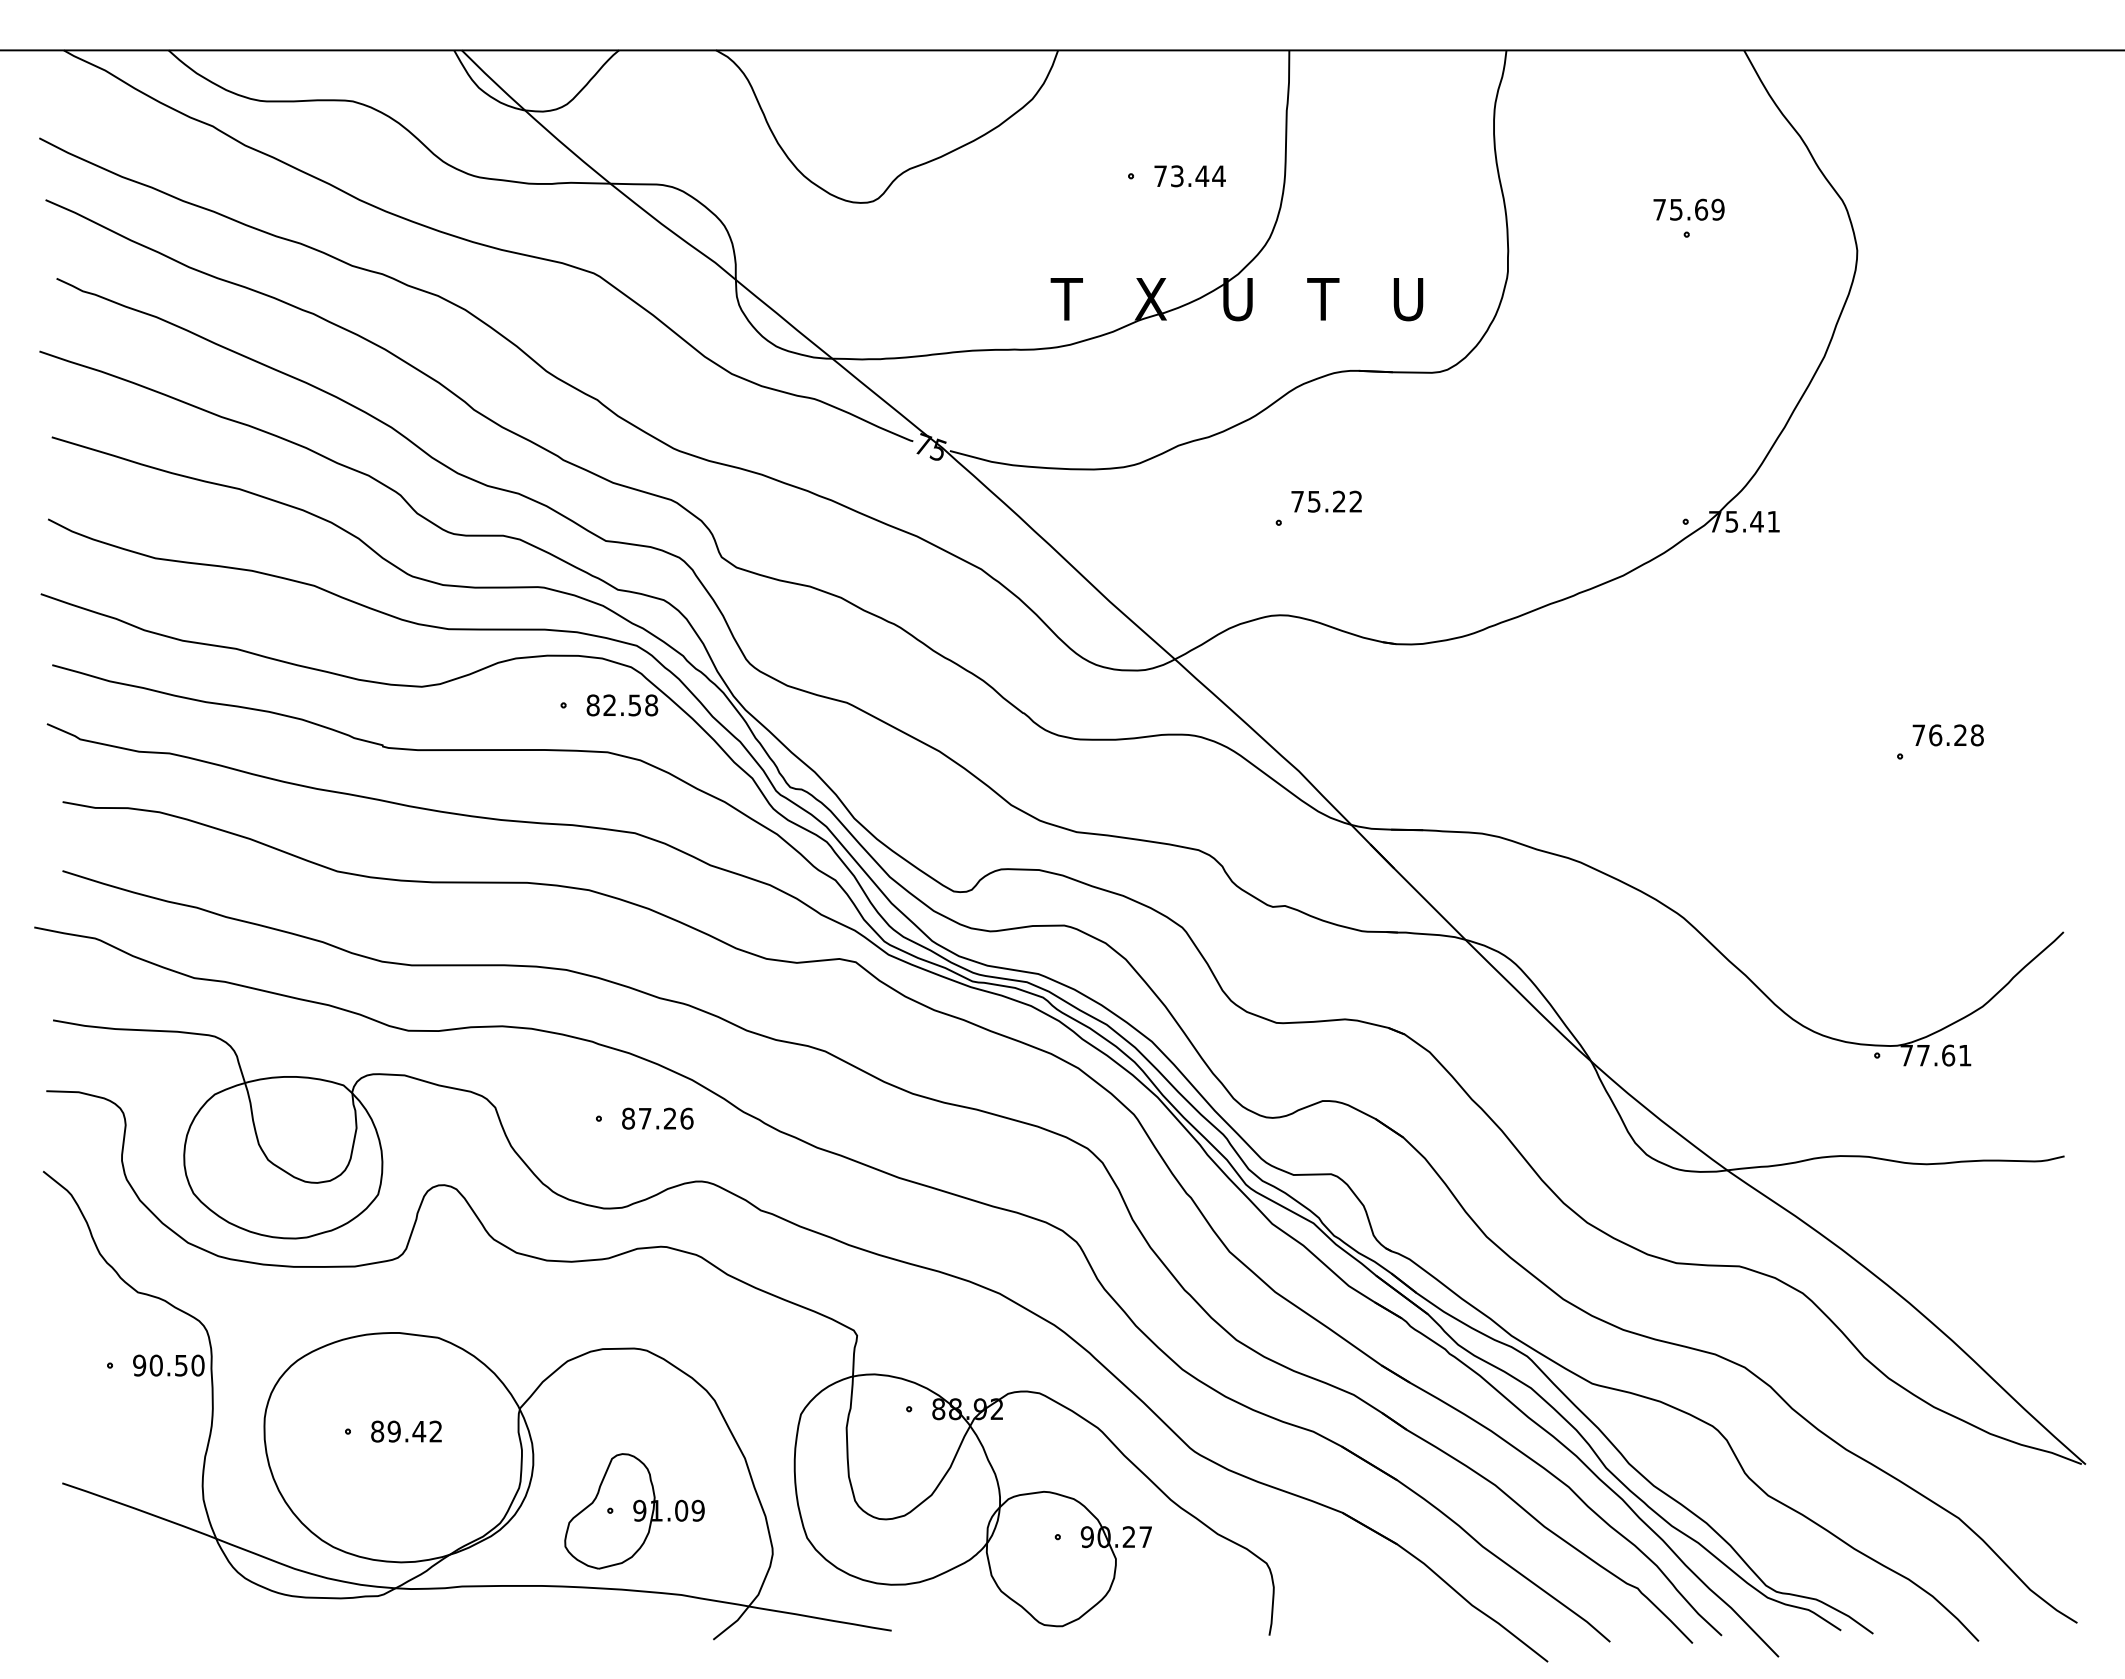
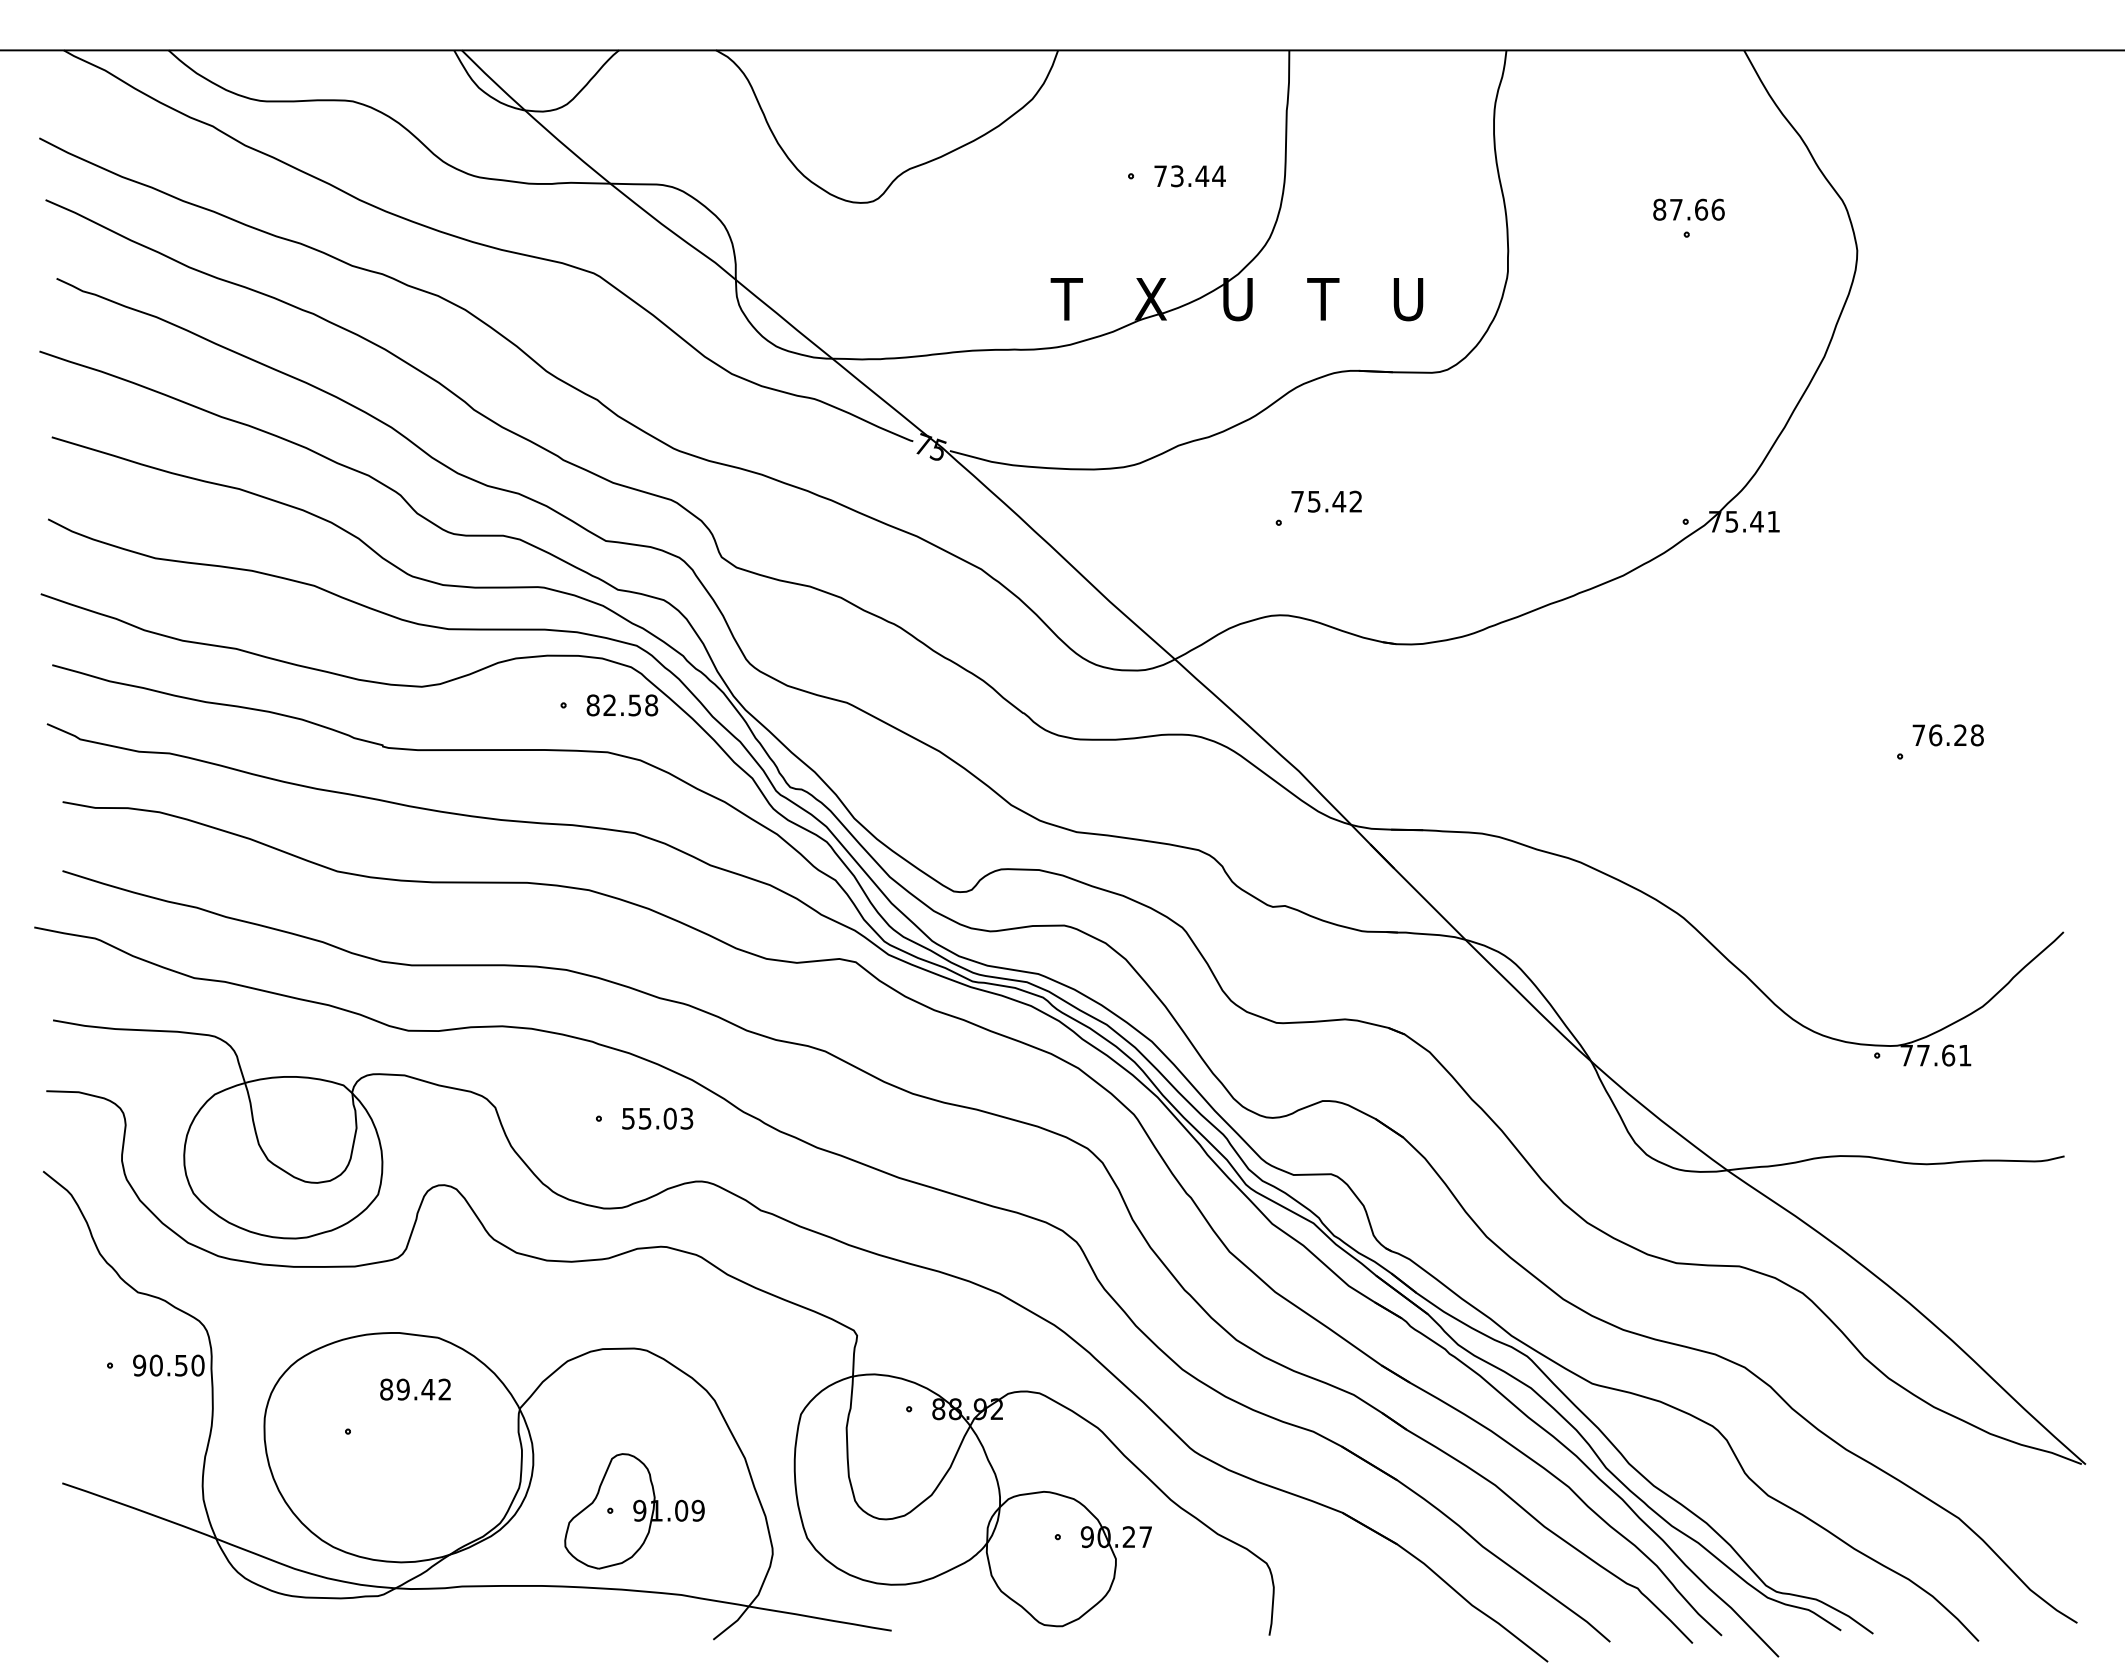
text: 75.69 -> 87.66 (1688, 209)
text: 75.22 -> 75.42 (1339, 501)
text: 87.26 -> 55.03 (657, 1118)
text position: (406, 1431) -> (415, 1389) (415, 1389)
